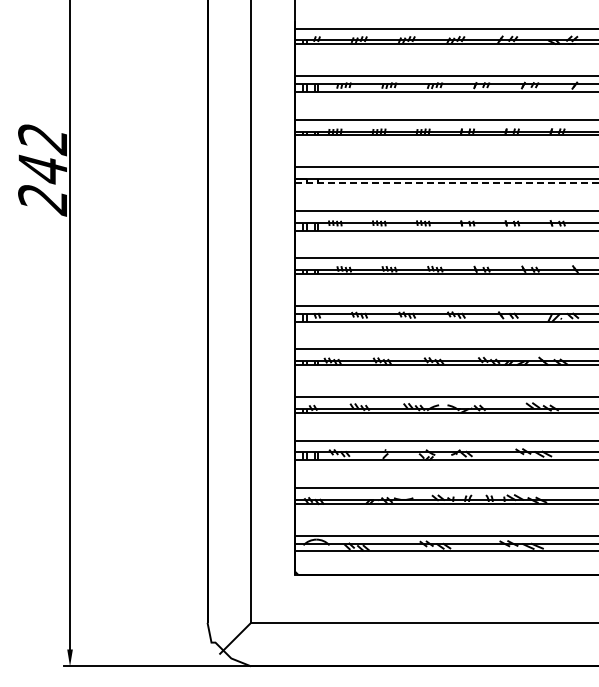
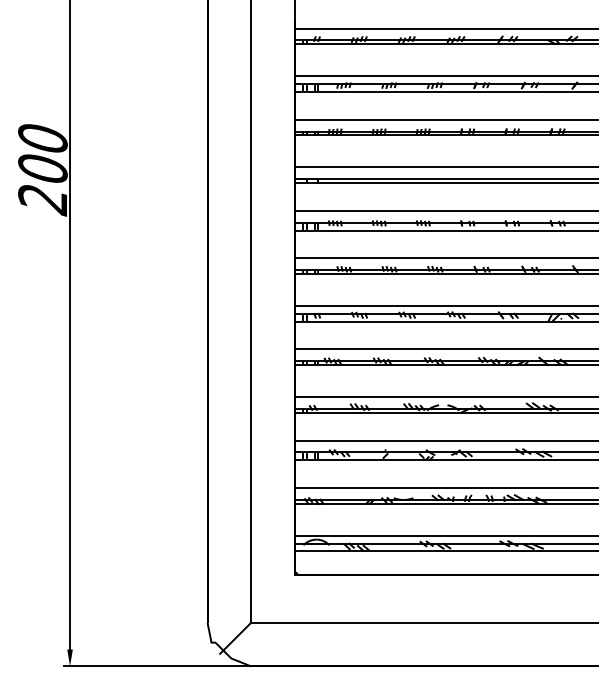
text: 242 -> 200 (42, 154)
line: dashed -> solid (446, 183)
